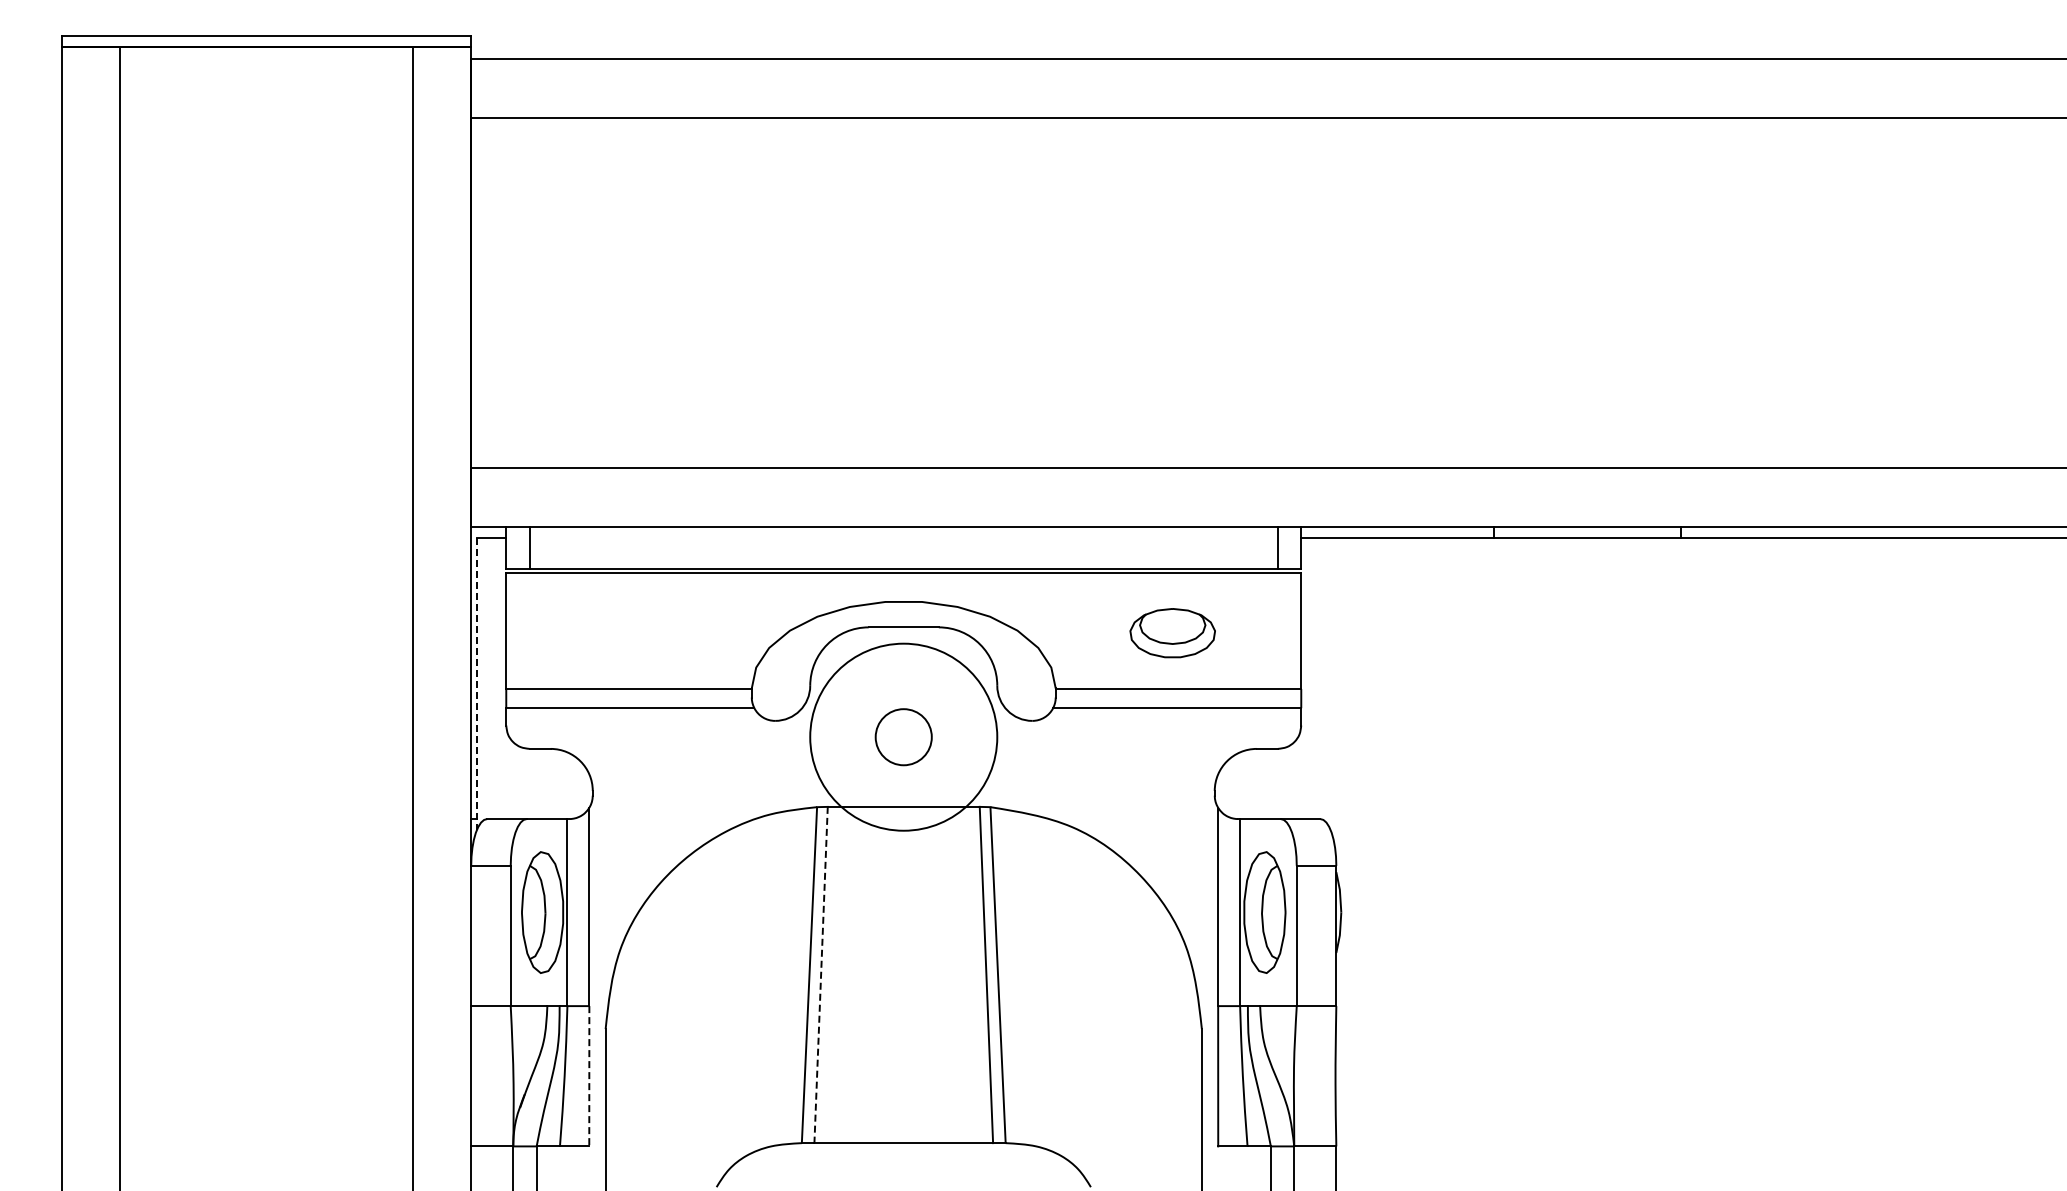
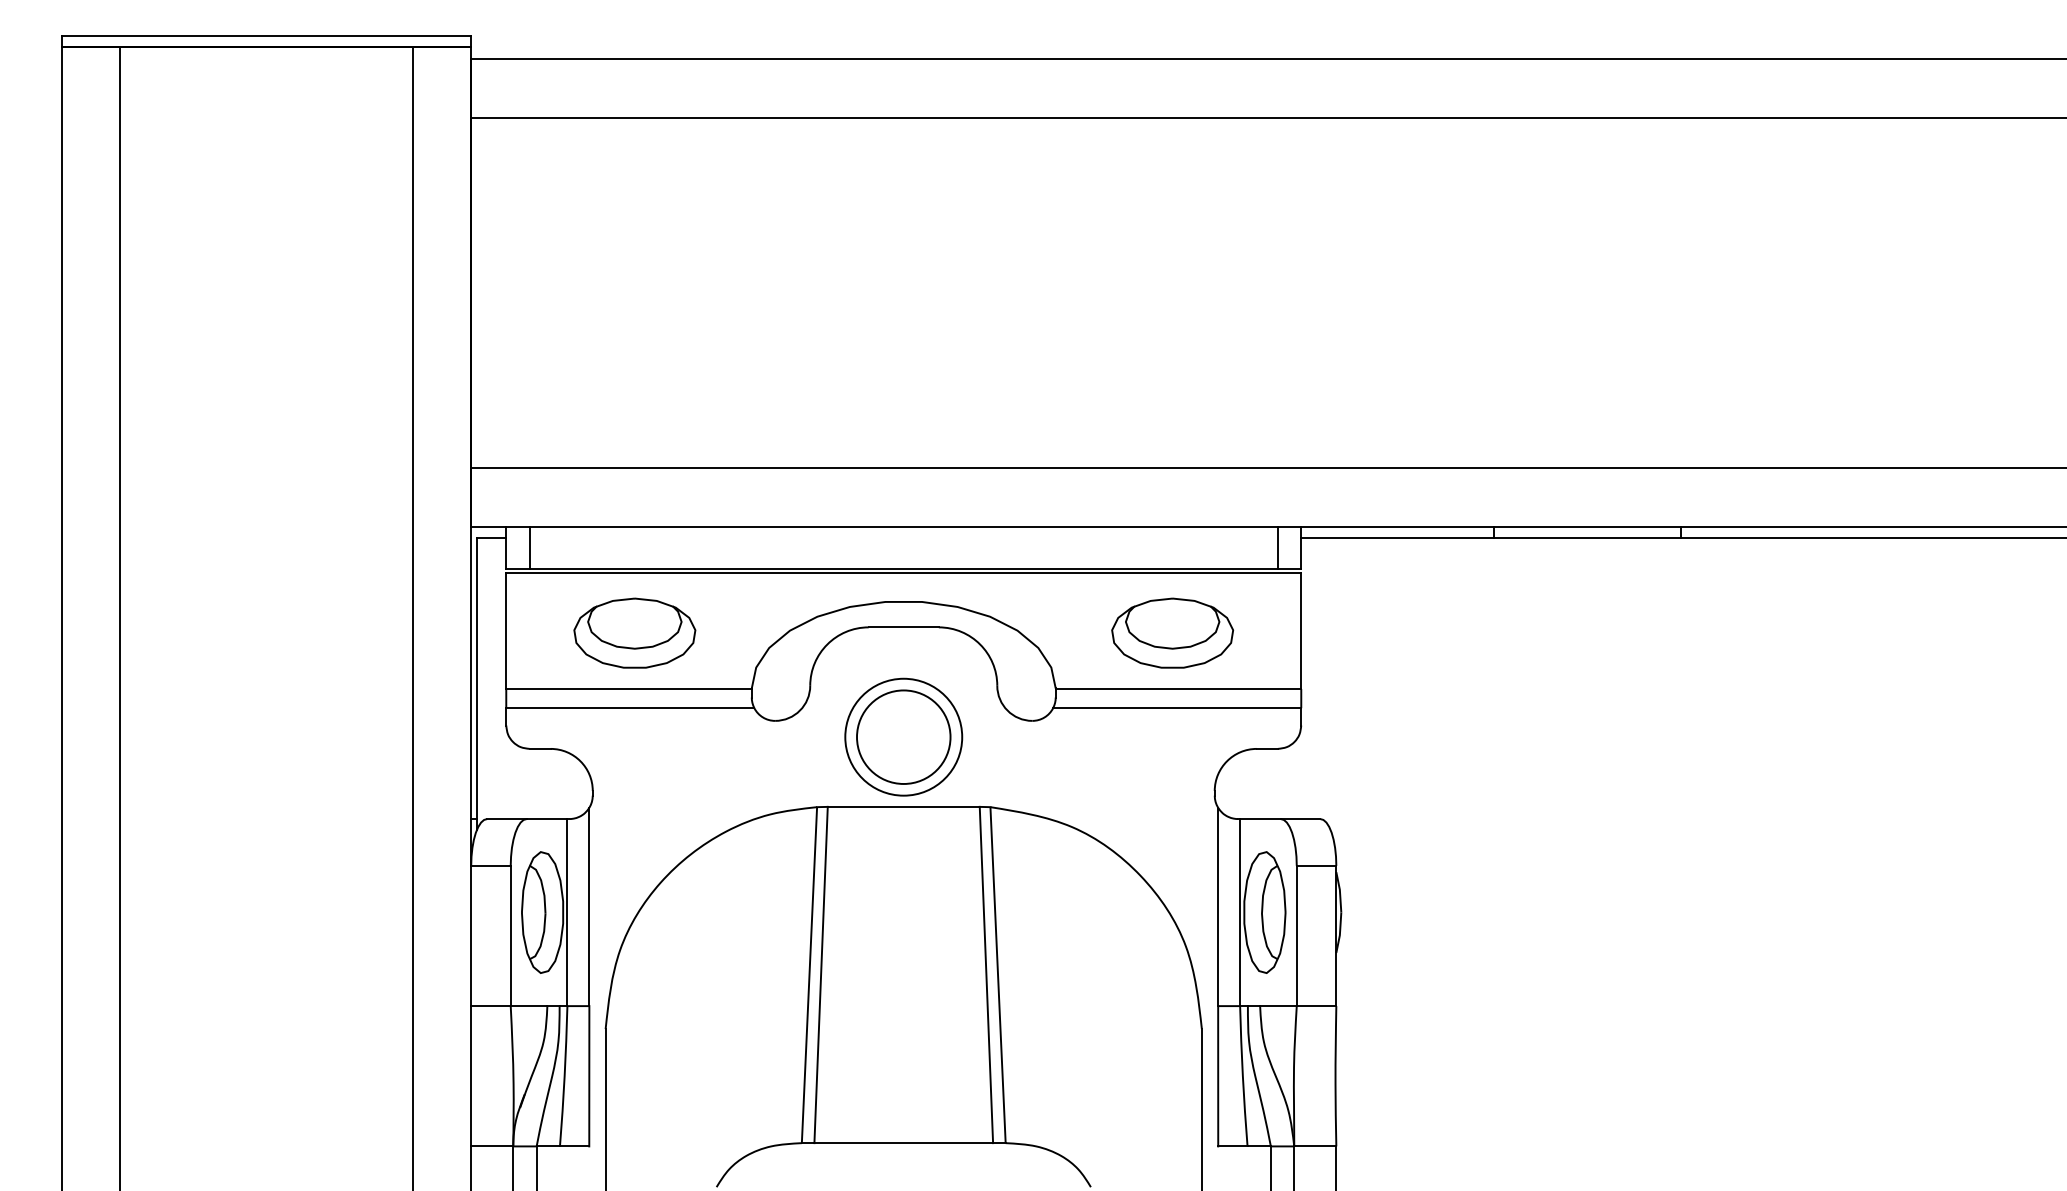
part: none -> present (634, 632)
part size: 87x51 px -> 124x72 px (1172, 632)
line: dashed -> solid (477, 684)
circle diameter: 187 px -> 117 px (903, 736)
circle diameter: 56 px -> 94 px (903, 736)
line: dashed -> solid (821, 975)
line: dashed -> solid (589, 1076)
